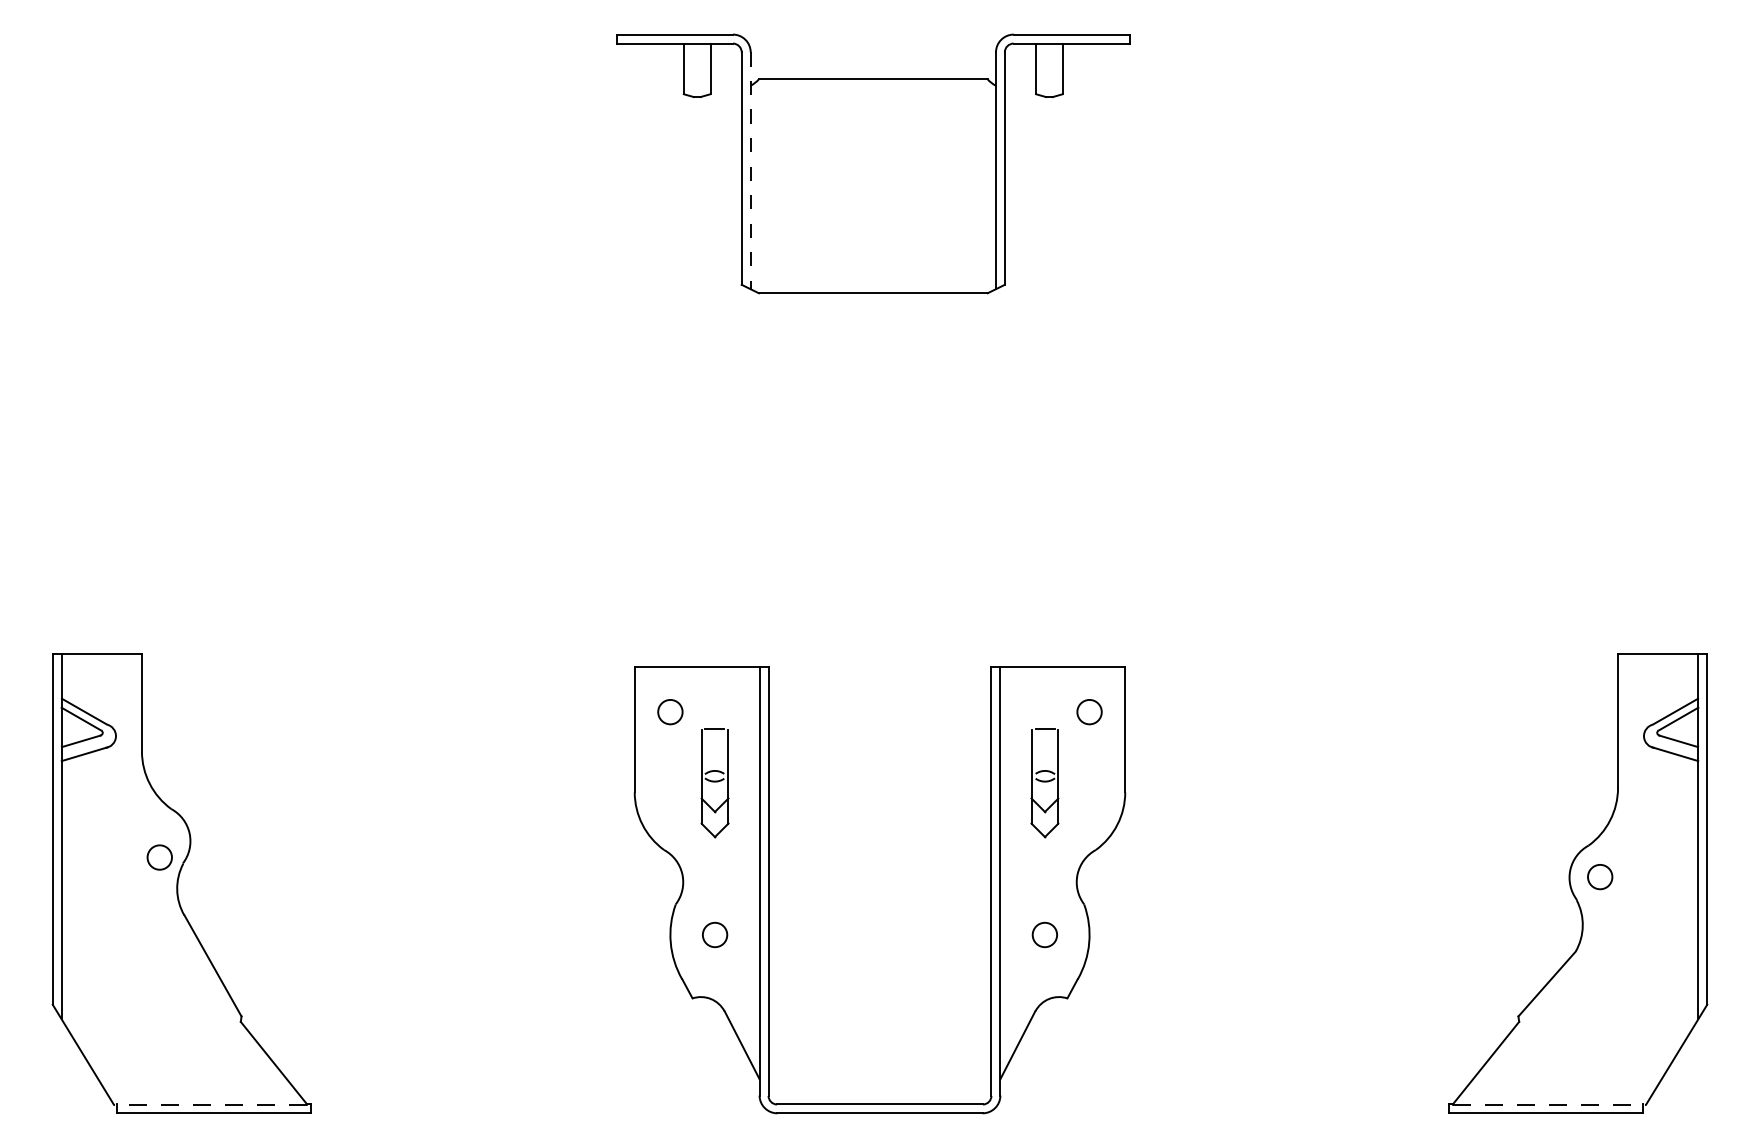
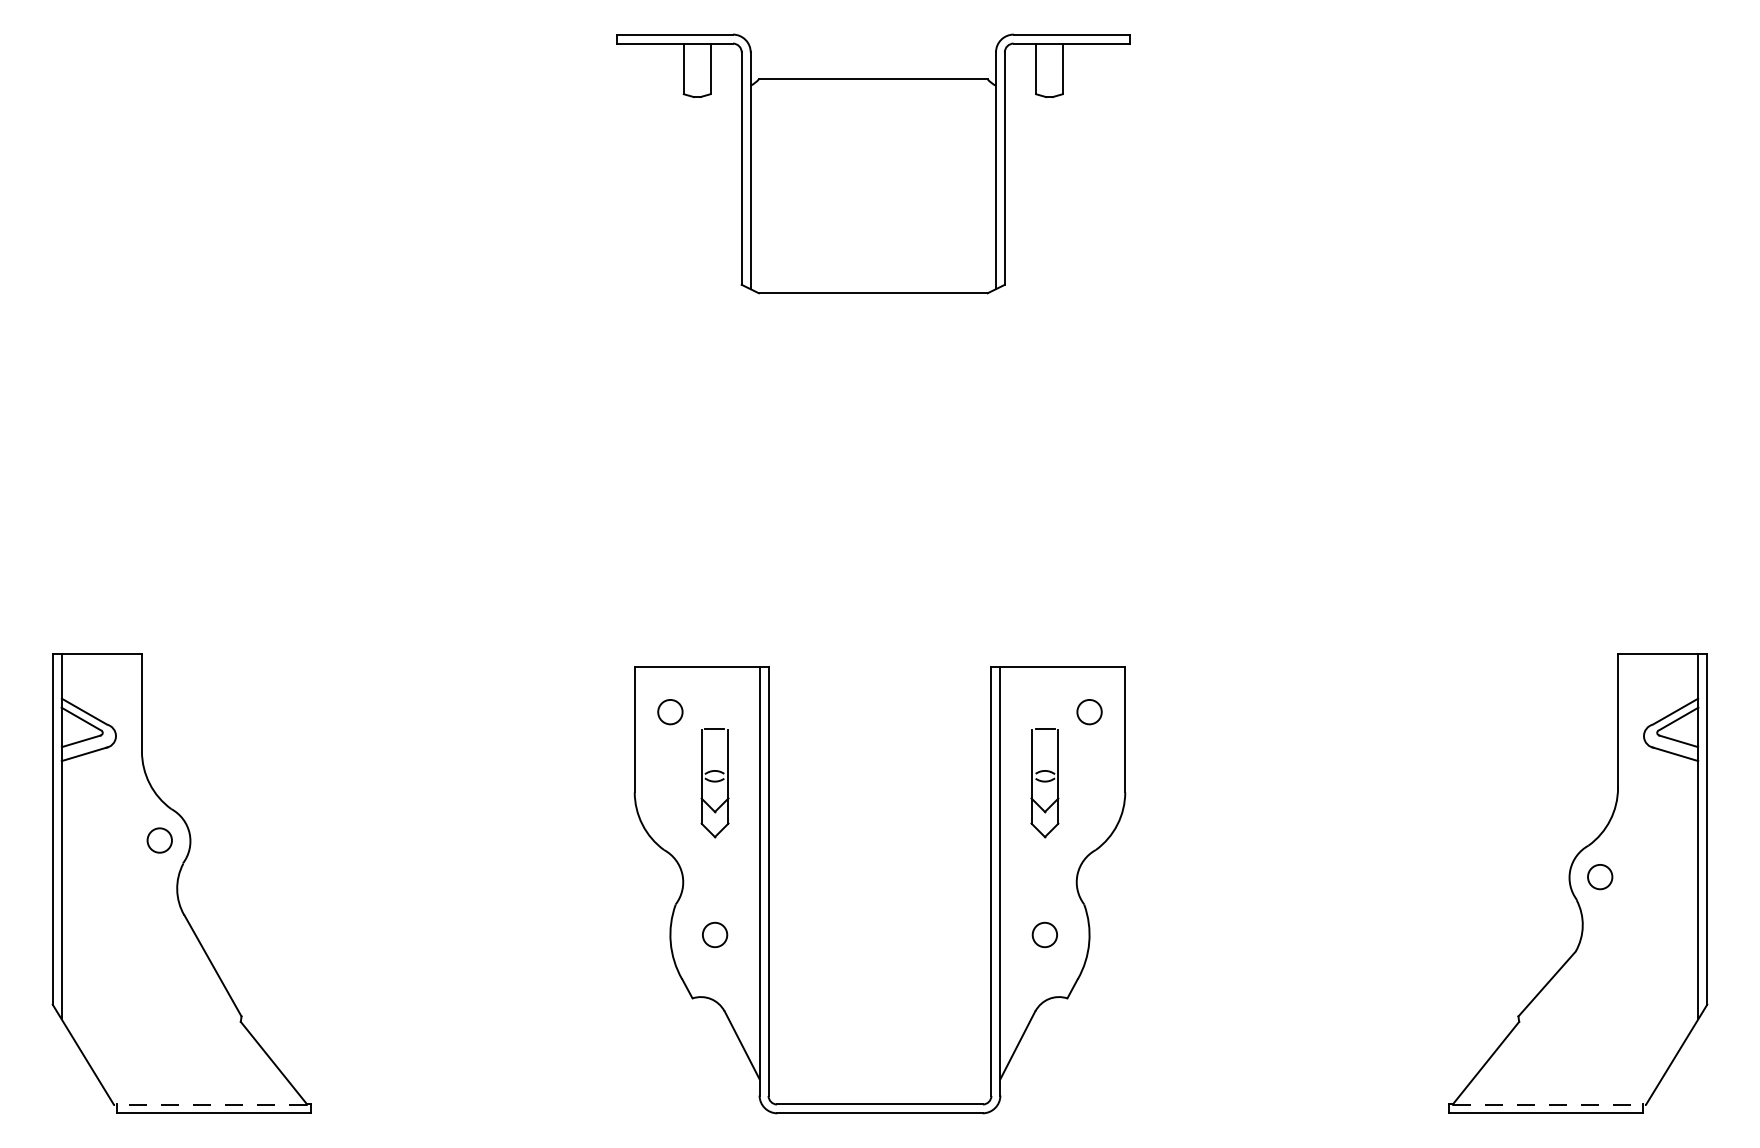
line: dashed -> solid (750, 171)
circle position: (159, 857) -> (159, 840) (159, 840)
